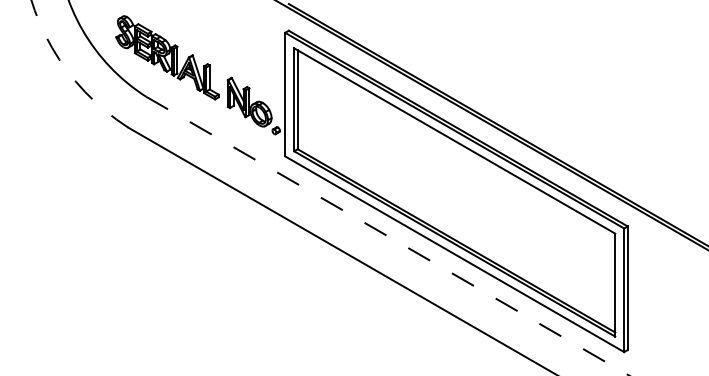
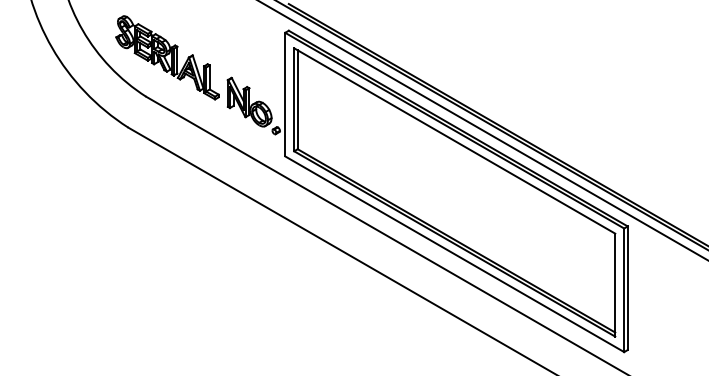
arc: dashed -> solid (68, 72)
line: none -> present (483, 130)
line: dashed -> solid (387, 236)
